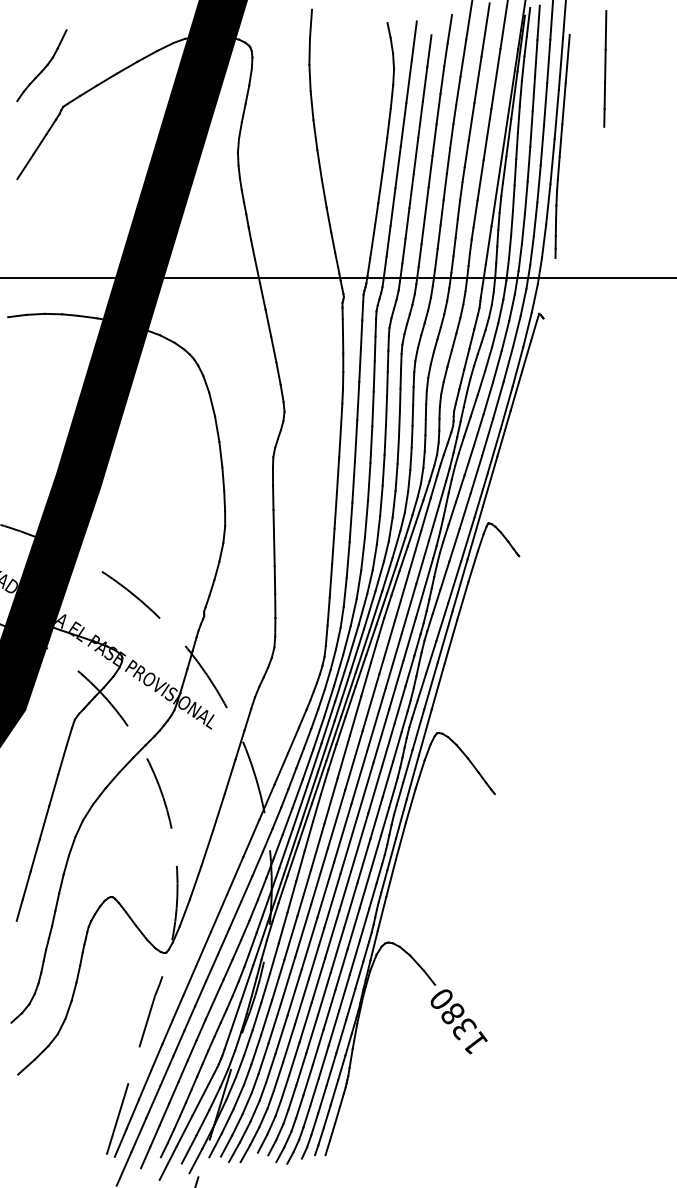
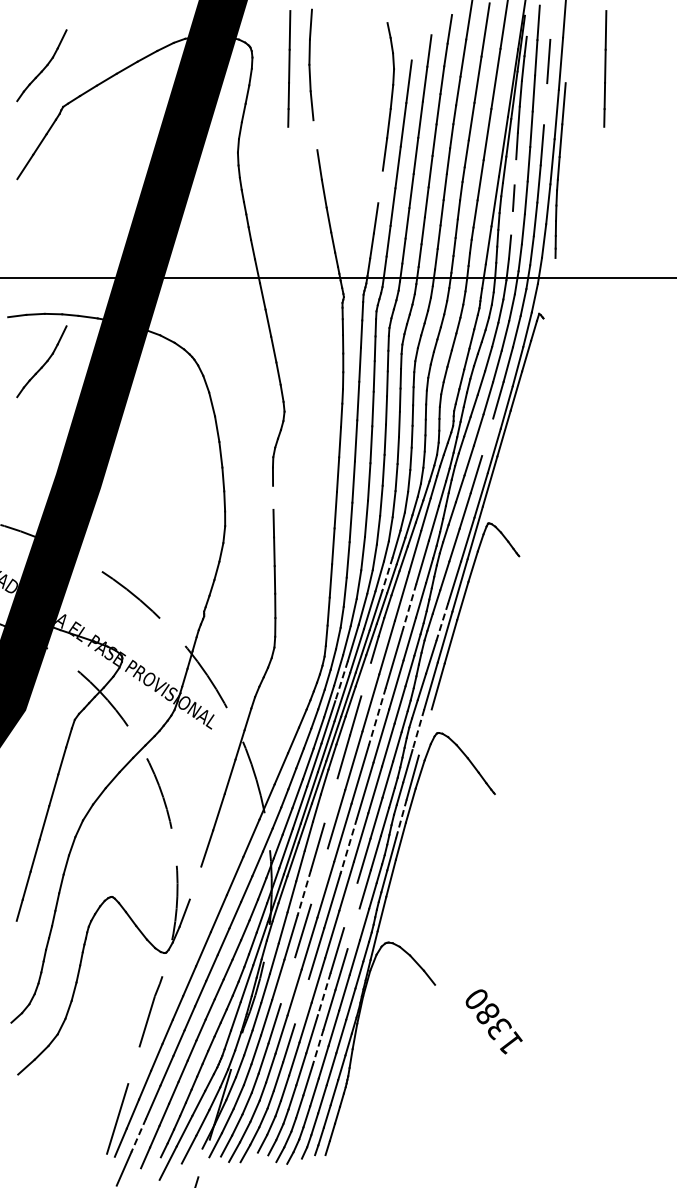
line: present -> none (551, 20)
line: present -> none (528, 21)
line: present -> none (413, 40)
line: present -> none (567, 58)
line: none -> present (289, 68)
line: present -> none (545, 104)
line: present -> none (315, 135)
line: present -> none (515, 172)
line: present -> none (380, 186)
line: present -> none (511, 222)
part: none -> present (41, 361)
line: present -> none (487, 437)
line: present -> none (273, 497)
line: solid -> dashed (387, 574)
line: solid -> dashed (409, 608)
line: solid -> dashed (442, 622)
line: present -> none (365, 679)
line: solid -> dashed (341, 681)
line: solid -> dashed (377, 716)
line: solid -> dashed (418, 730)
line: present -> none (424, 732)
line: present -> none (330, 800)
line: solid -> dashed (401, 819)
line: solid -> dashed (348, 846)
line: present -> none (319, 876)
line: present -> none (195, 882)
line: solid -> dashed (304, 893)
line: present -> none (350, 905)
line: present -> none (353, 928)
line: present -> none (287, 980)
line: solid -> dashed (324, 994)
line: present -> none (301, 1001)
text position: (458, 1021) -> (493, 1021) (493, 1021)
line: solid -> dashed (318, 1047)
line: solid -> dashed (138, 1135)
line: present -> none (195, 1160)
